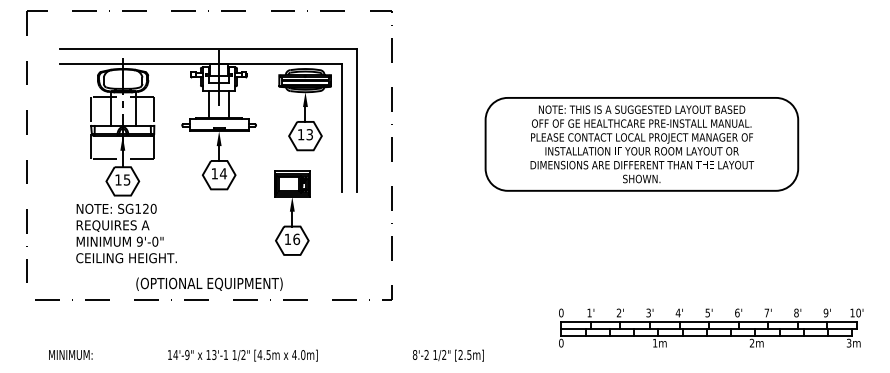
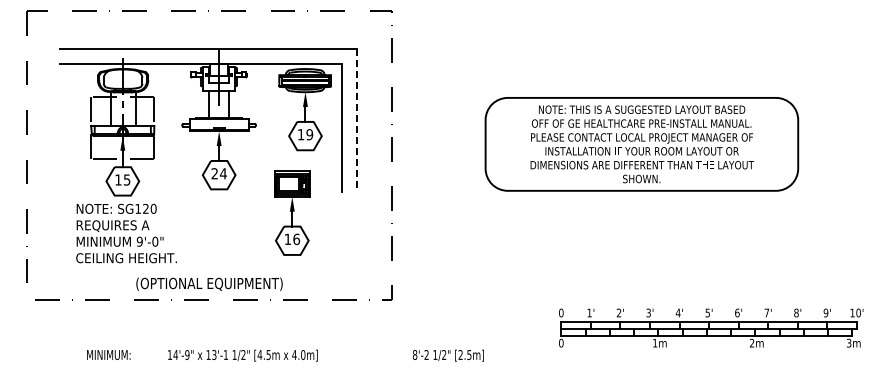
line: solid -> dashed (356, 120)
text: 13 -> 19 (309, 134)
text: 14 -> 24 (214, 173)
text position: (70, 354) -> (108, 354) (108, 354)
